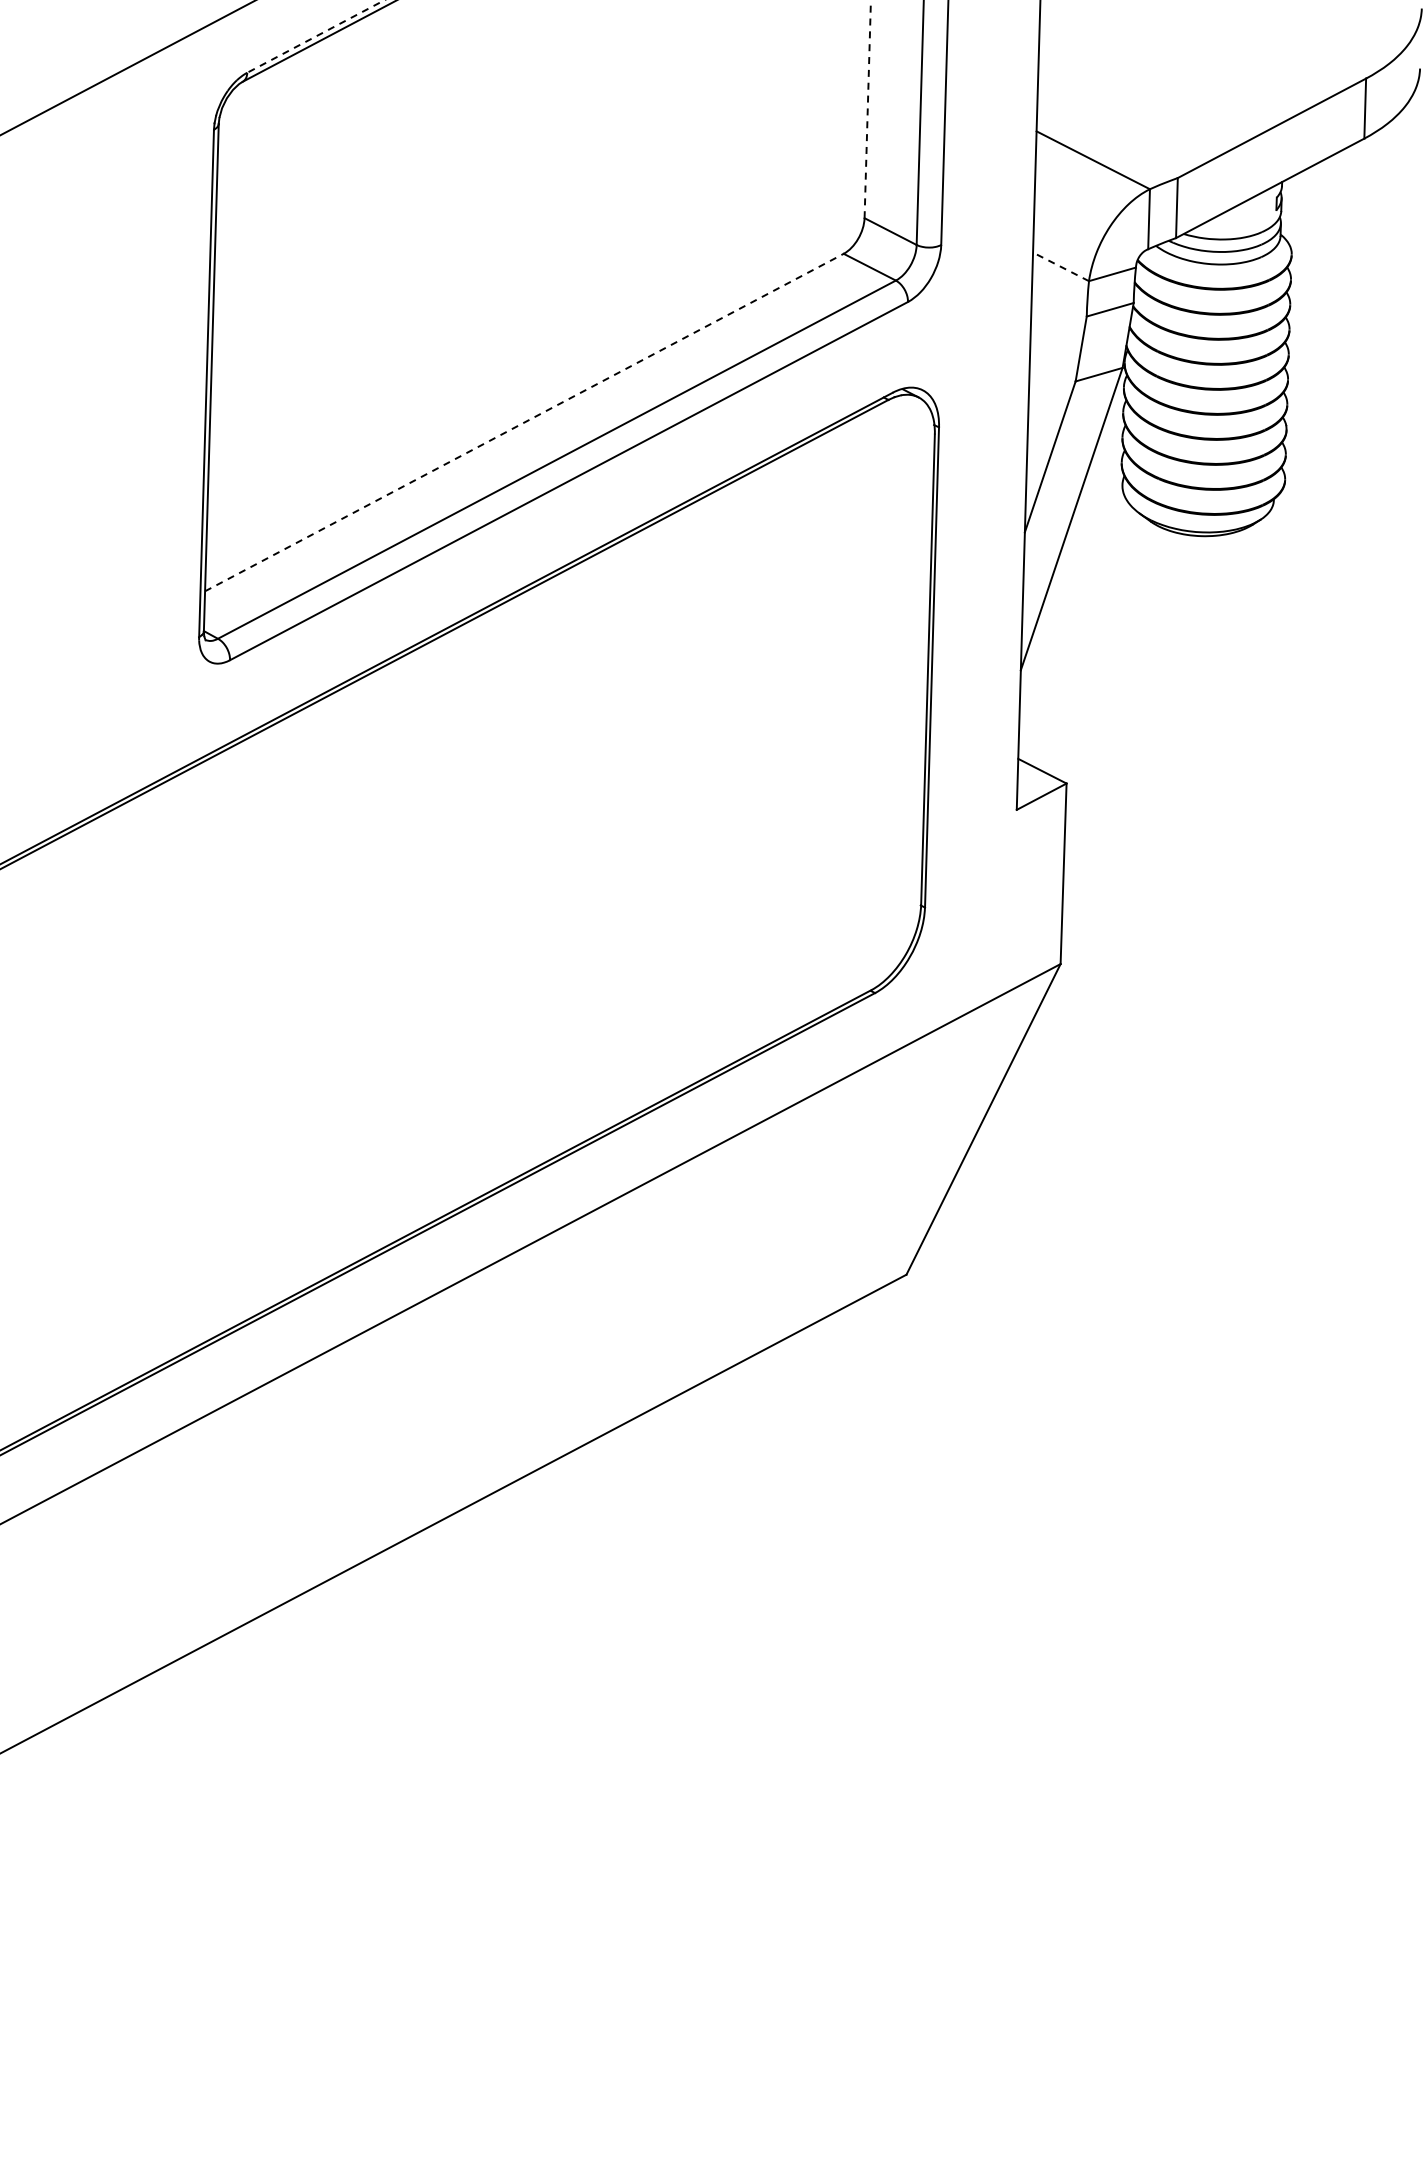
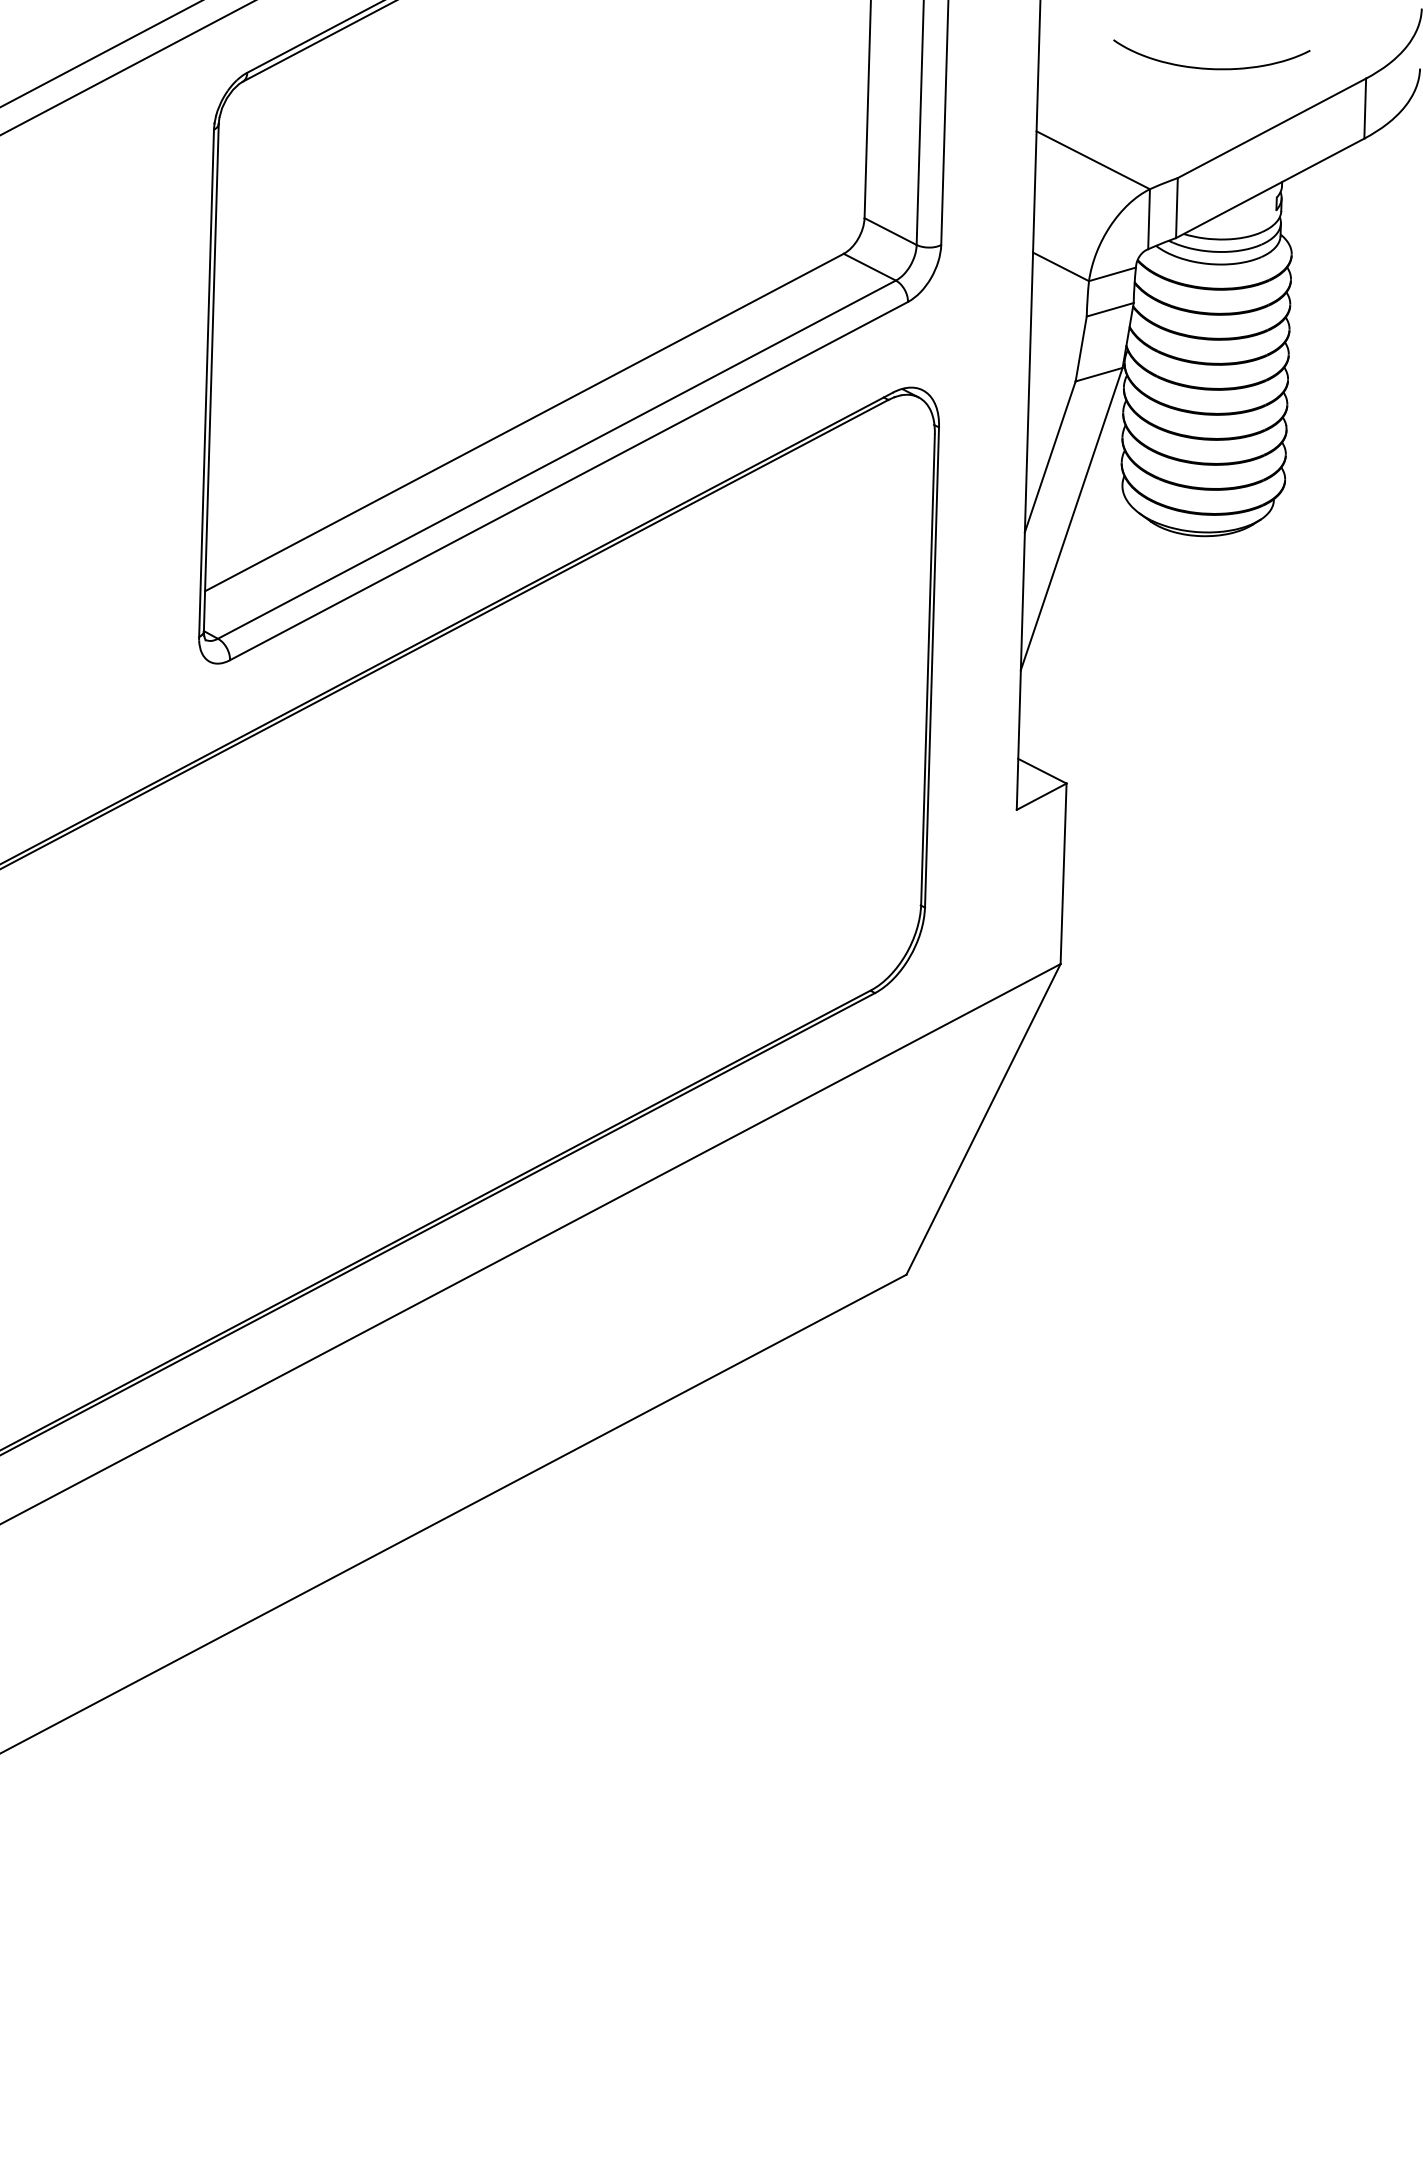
line: dashed -> solid (315, 36)
line: none -> present (100, 54)
curve: none -> present (1206, 67)
line: dashed -> solid (867, 109)
line: dashed -> solid (1060, 266)
line: dashed -> solid (524, 422)
